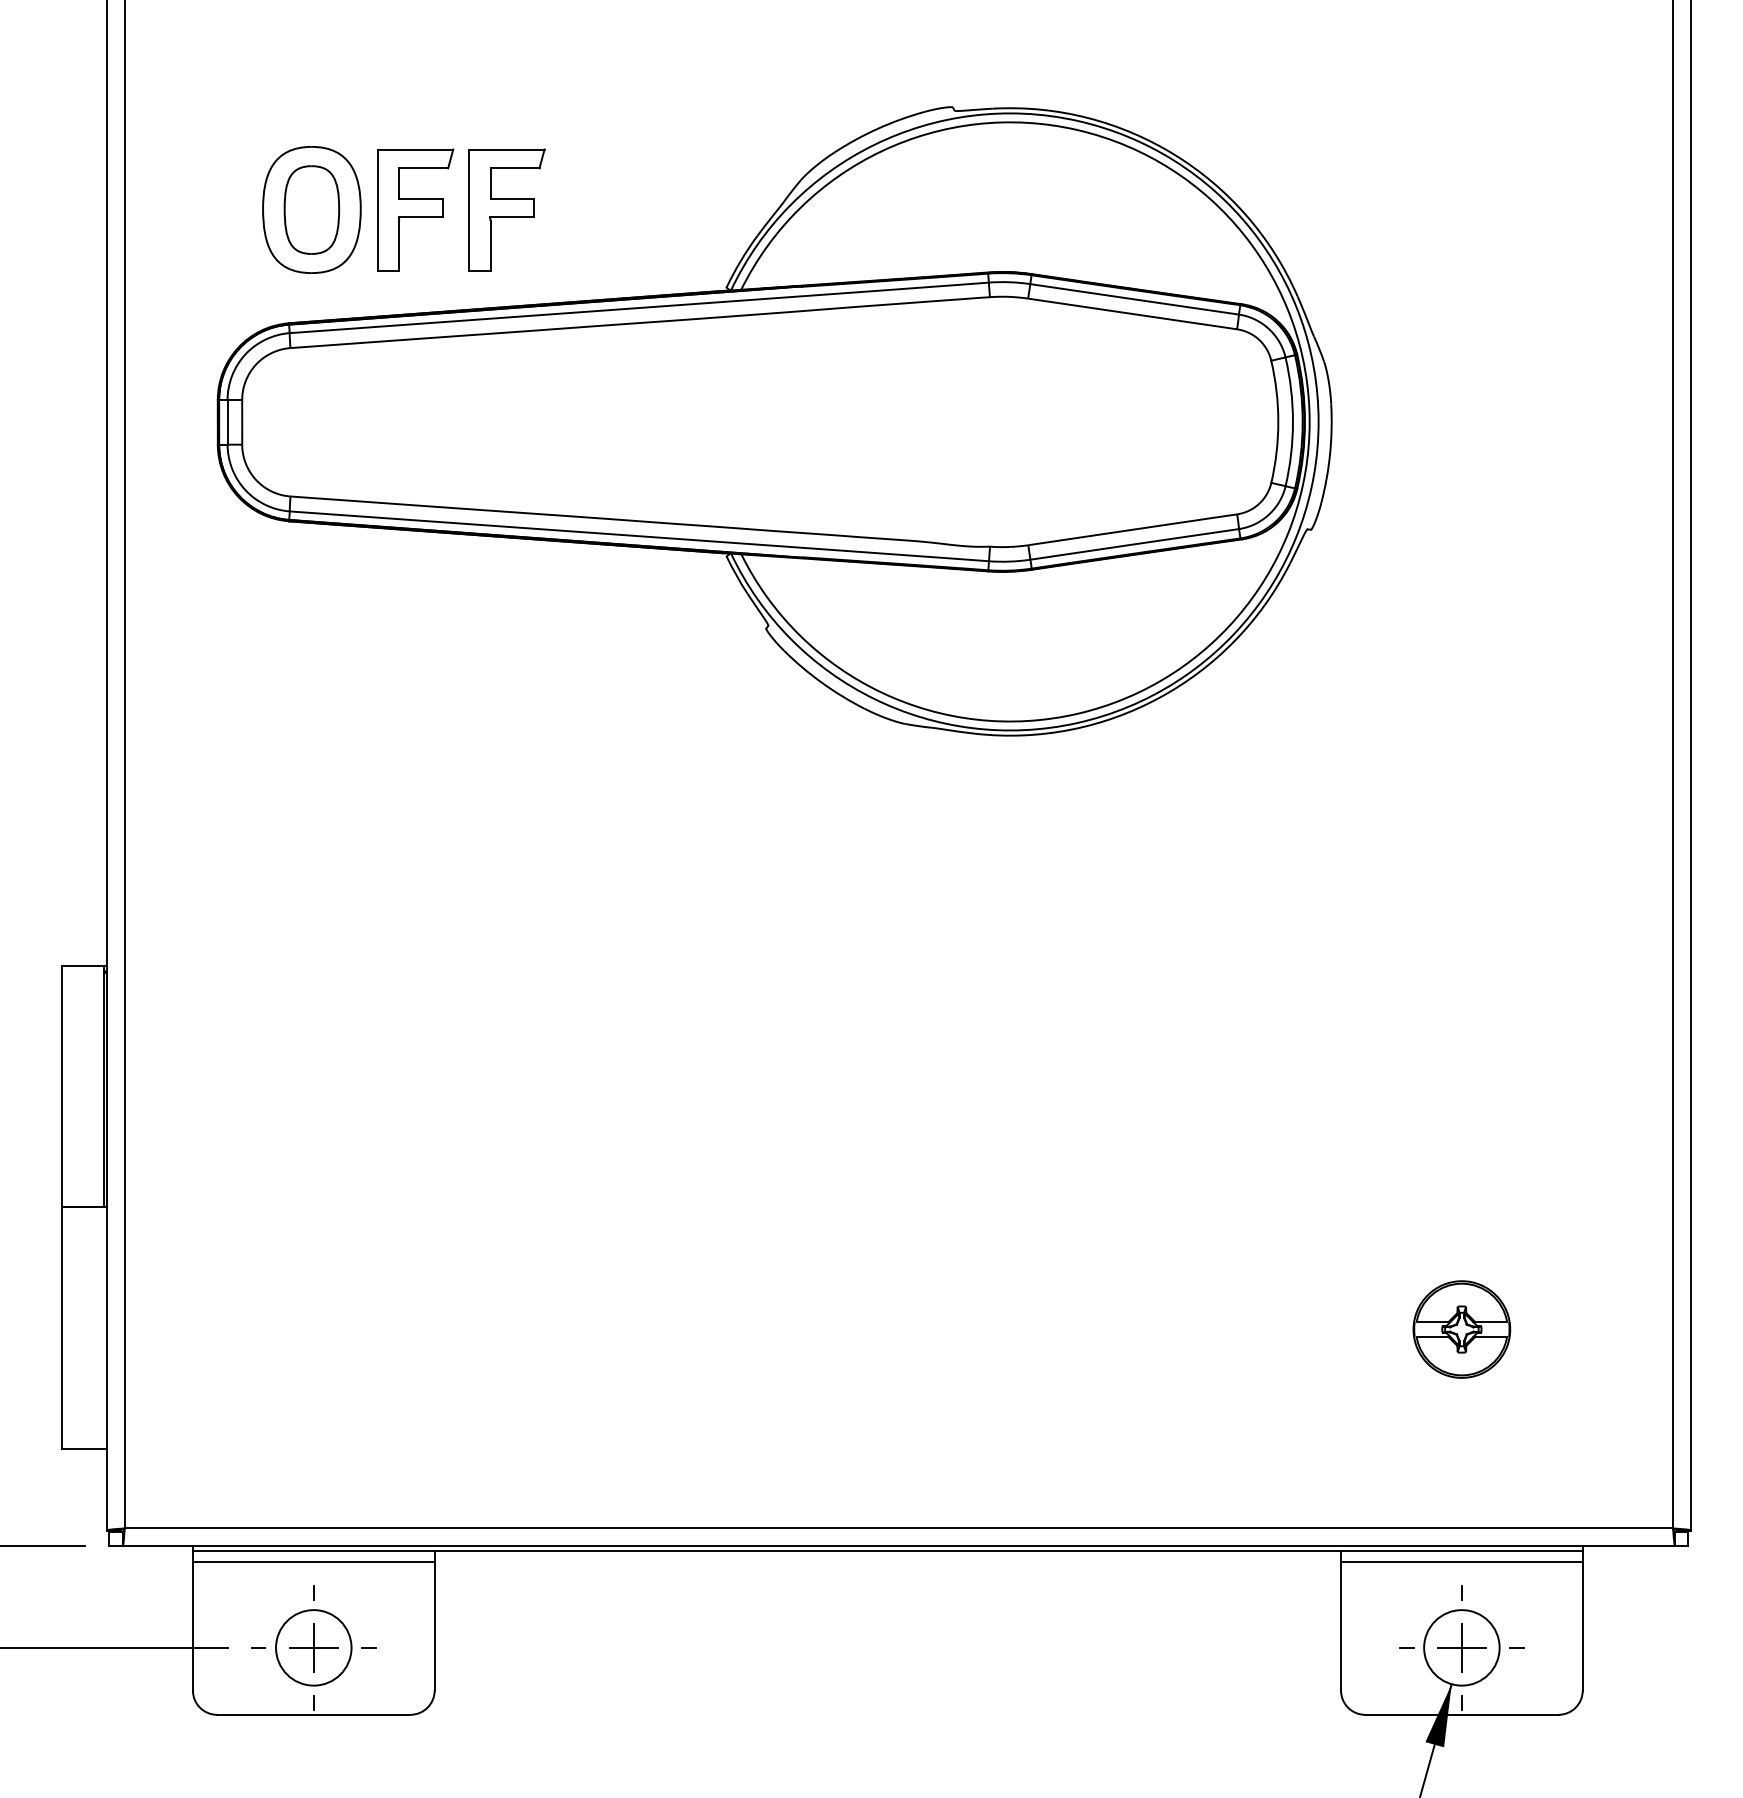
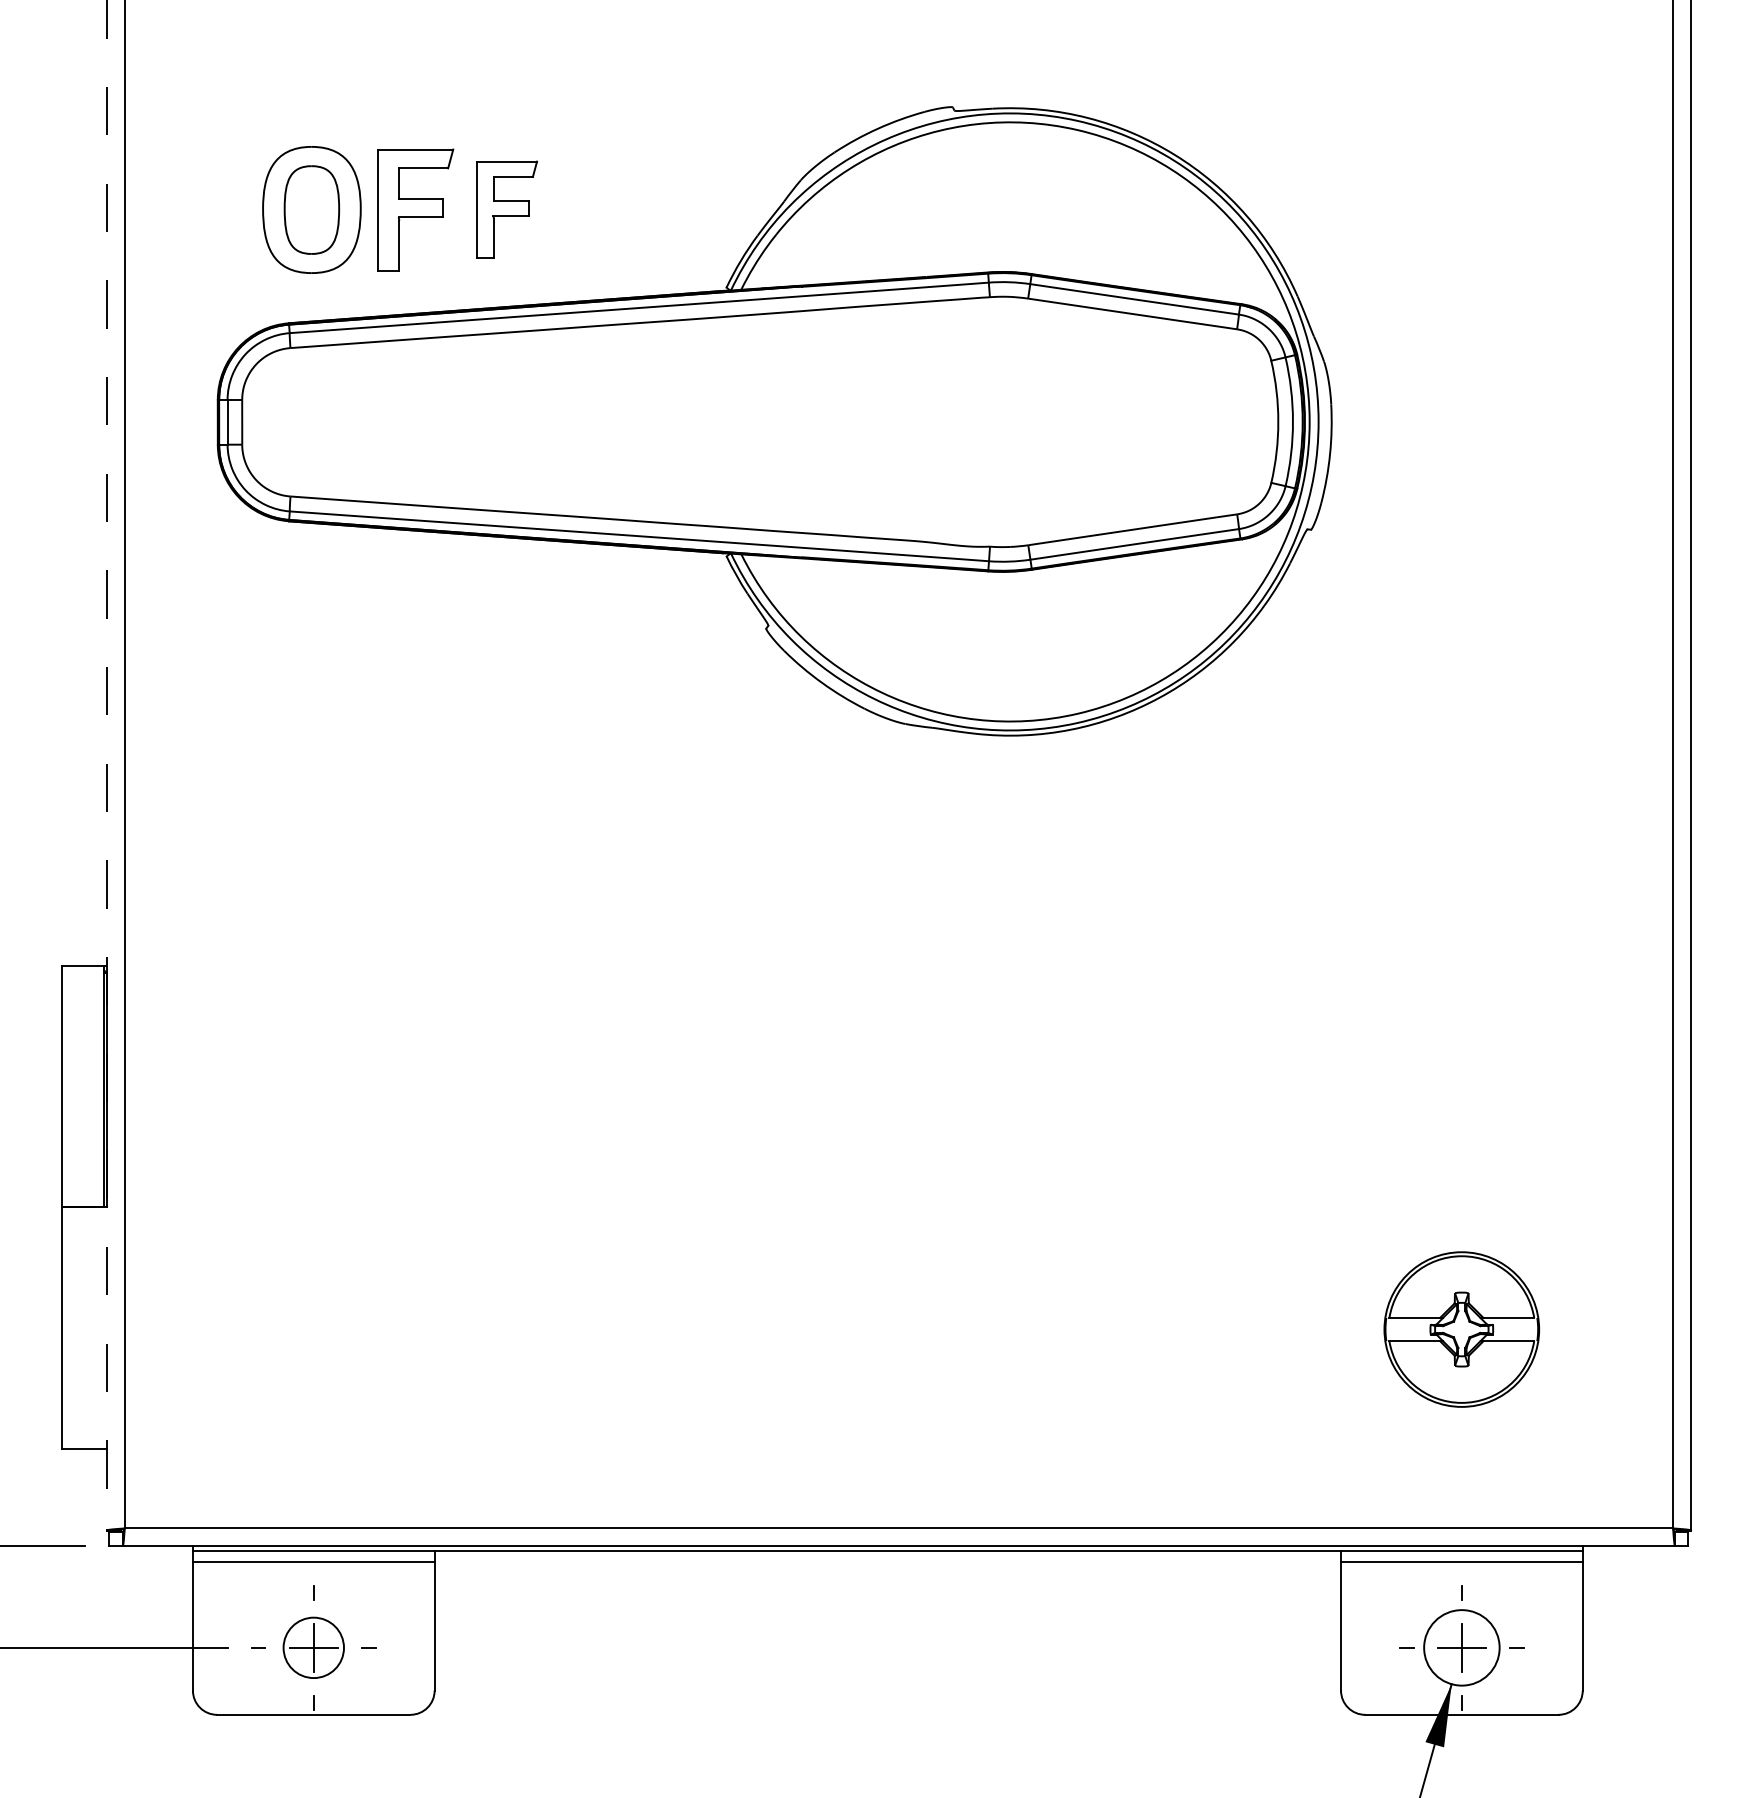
part size: 78x124 px -> 62x99 px (506, 209)
line: solid -> dashed (107, 765)
part size: 100x99 px -> 158x157 px (1461, 1329)
circle diameter: 76 px -> 60 px (313, 1647)
